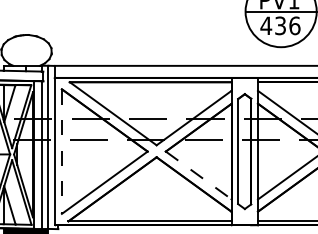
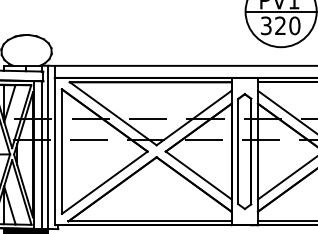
text: 436 -> 320 (280, 25)
line: dashed -> solid (61, 152)
line: dashed -> solid (198, 175)
